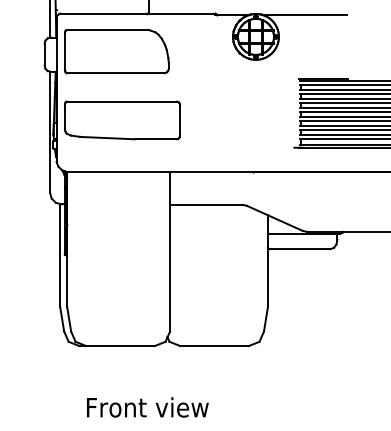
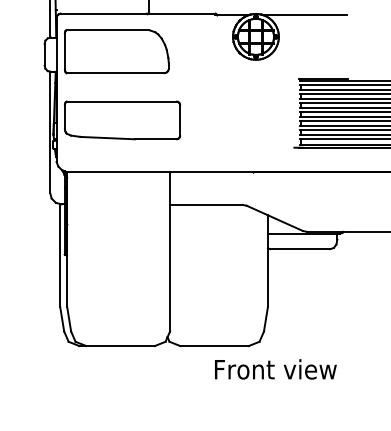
text position: (147, 407) -> (275, 369) (275, 369)
